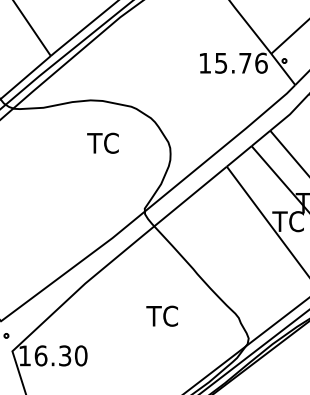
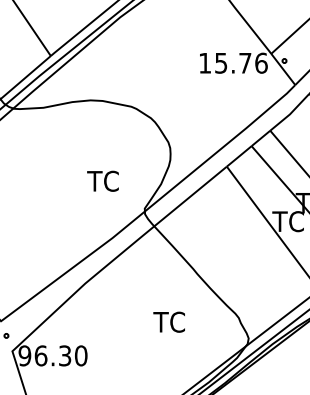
text position: (102, 142) -> (102, 180) (102, 180)
text position: (161, 315) -> (168, 321) (168, 321)
text: 16.30 -> 96.30 (24, 355)
